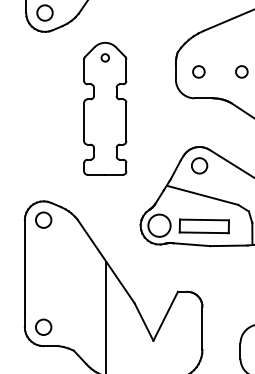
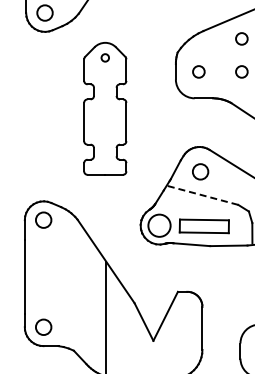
circle: none -> present (241, 38)
circle position: (199, 165) -> (200, 171) (200, 171)
line: solid -> dashed (203, 195)
